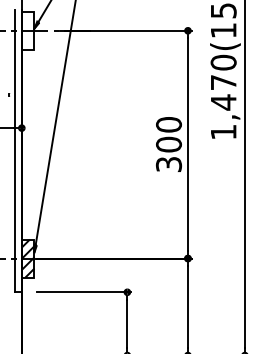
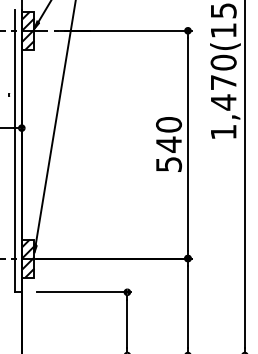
hatch: none -> present (27, 30)
text: 300 -> 540 (168, 153)
